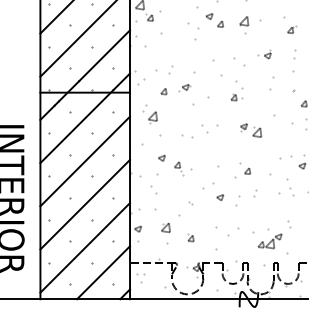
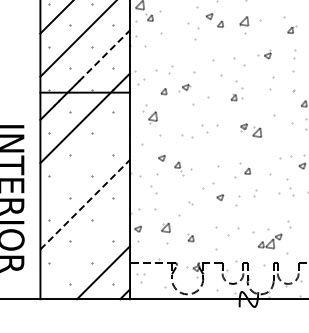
line: solid -> dashed (104, 55)
line: present -> none (84, 161)
line: solid -> dashed (85, 204)
line: present -> none (85, 247)
